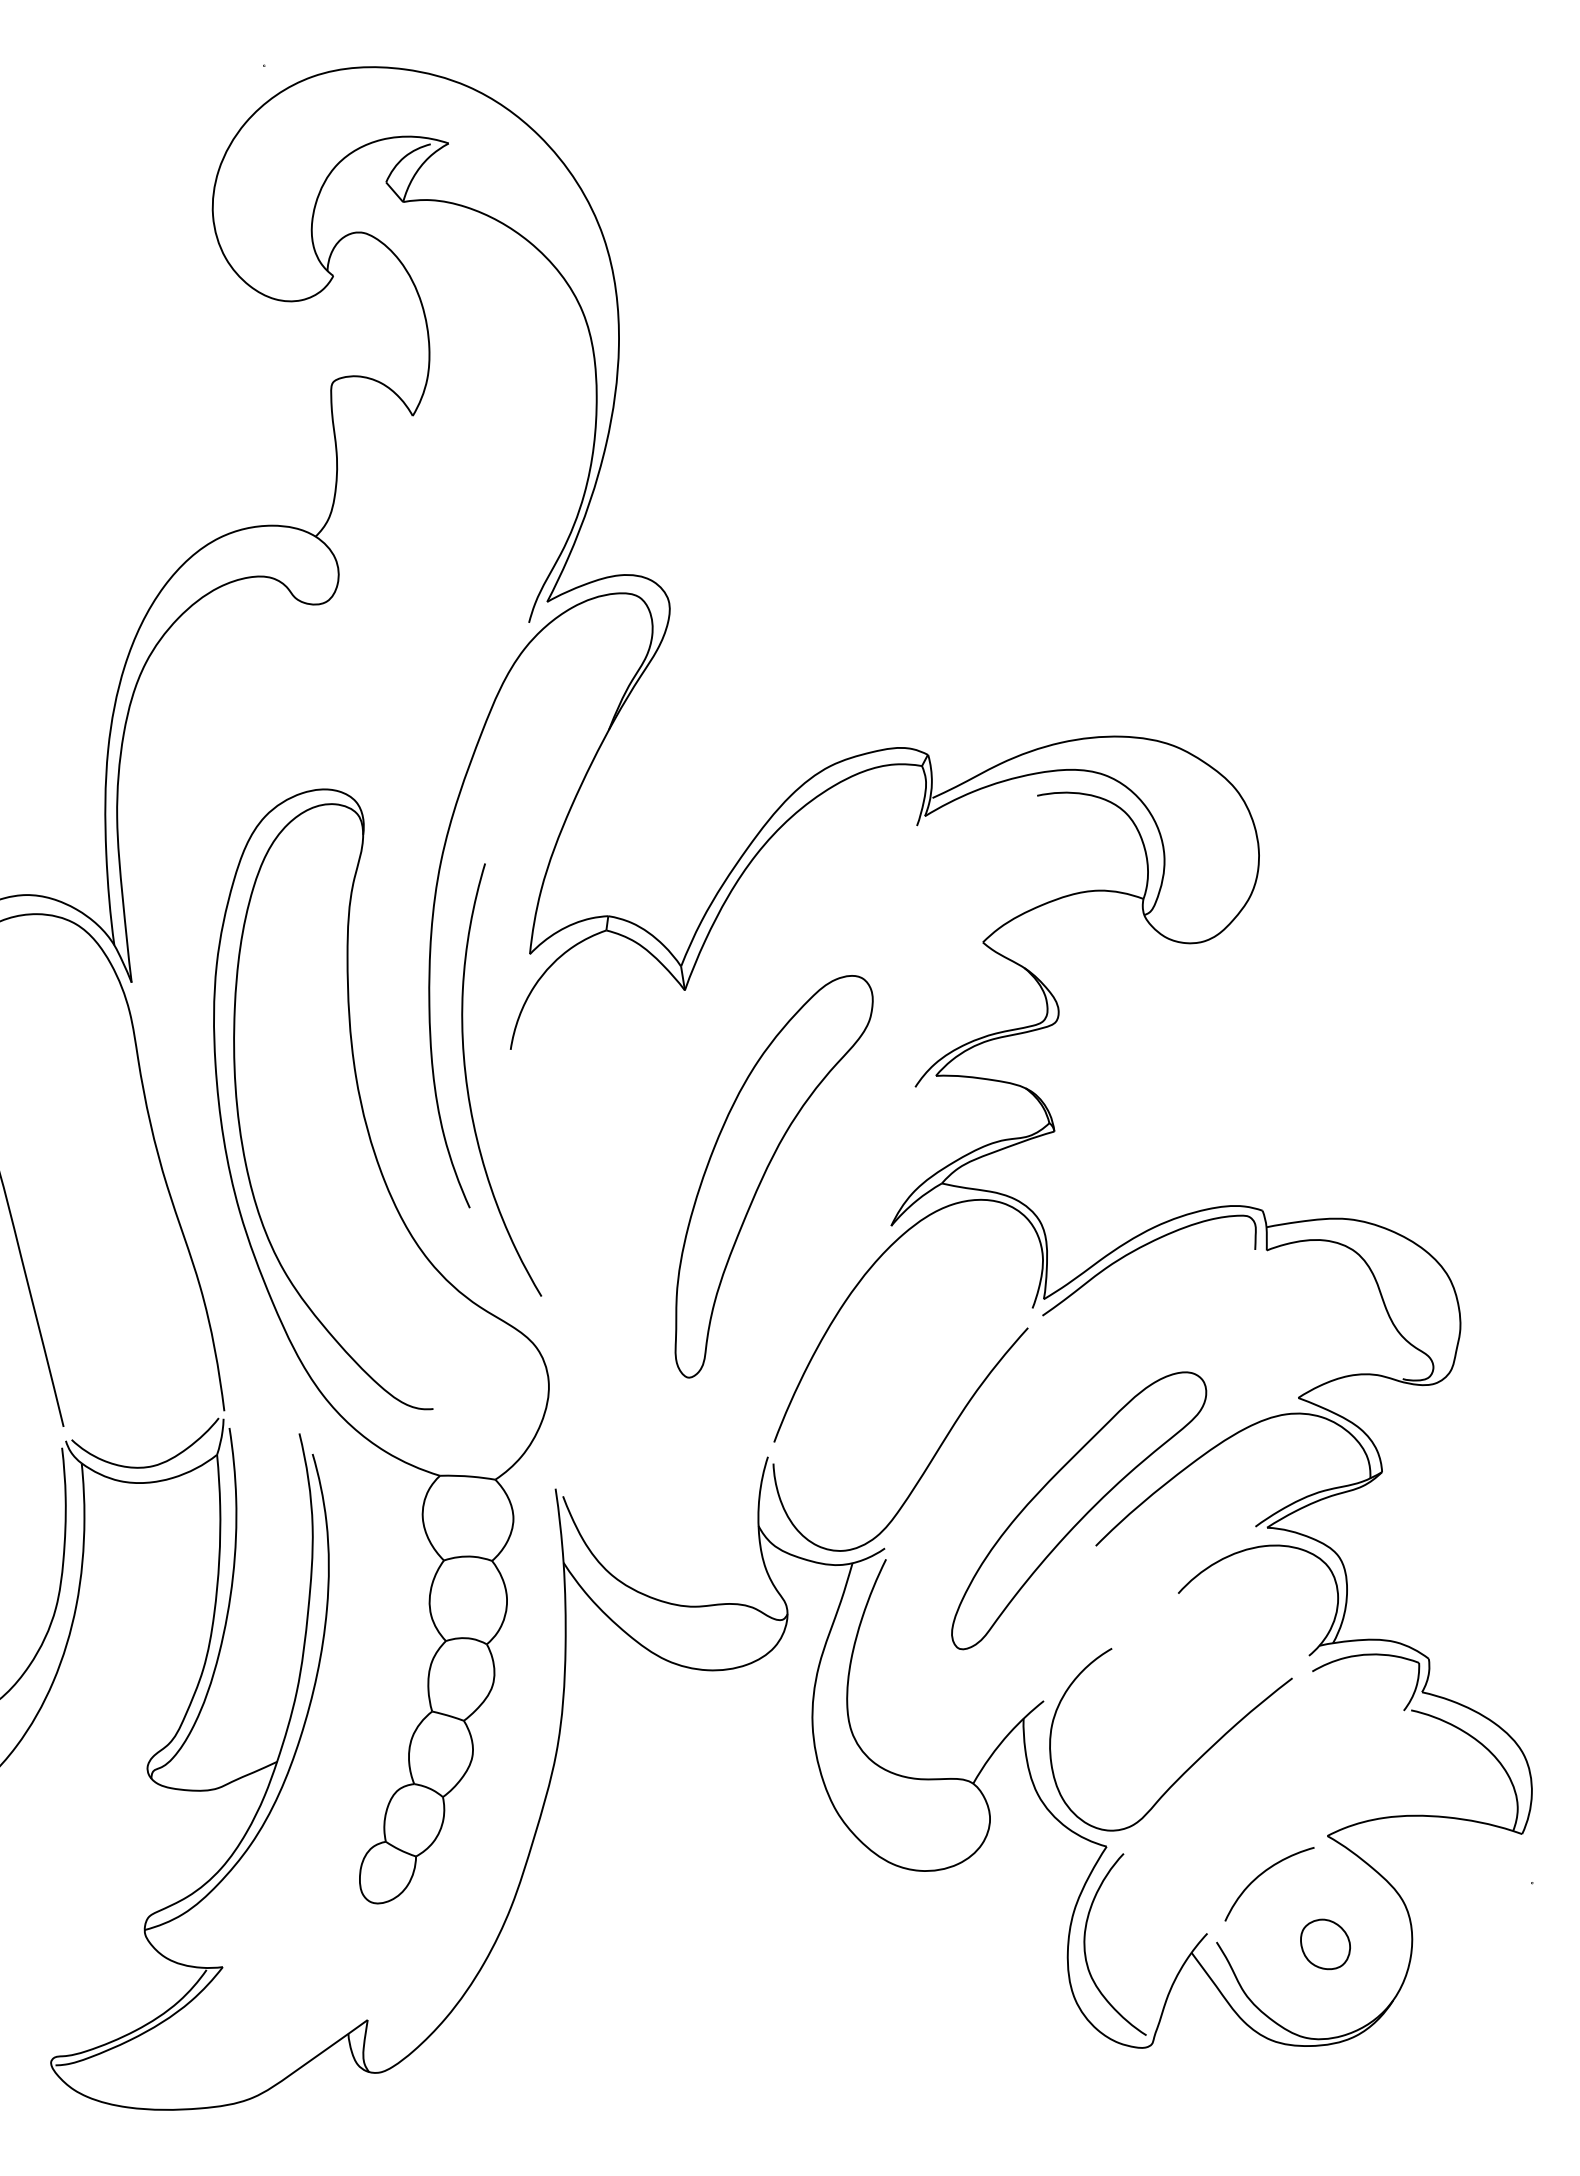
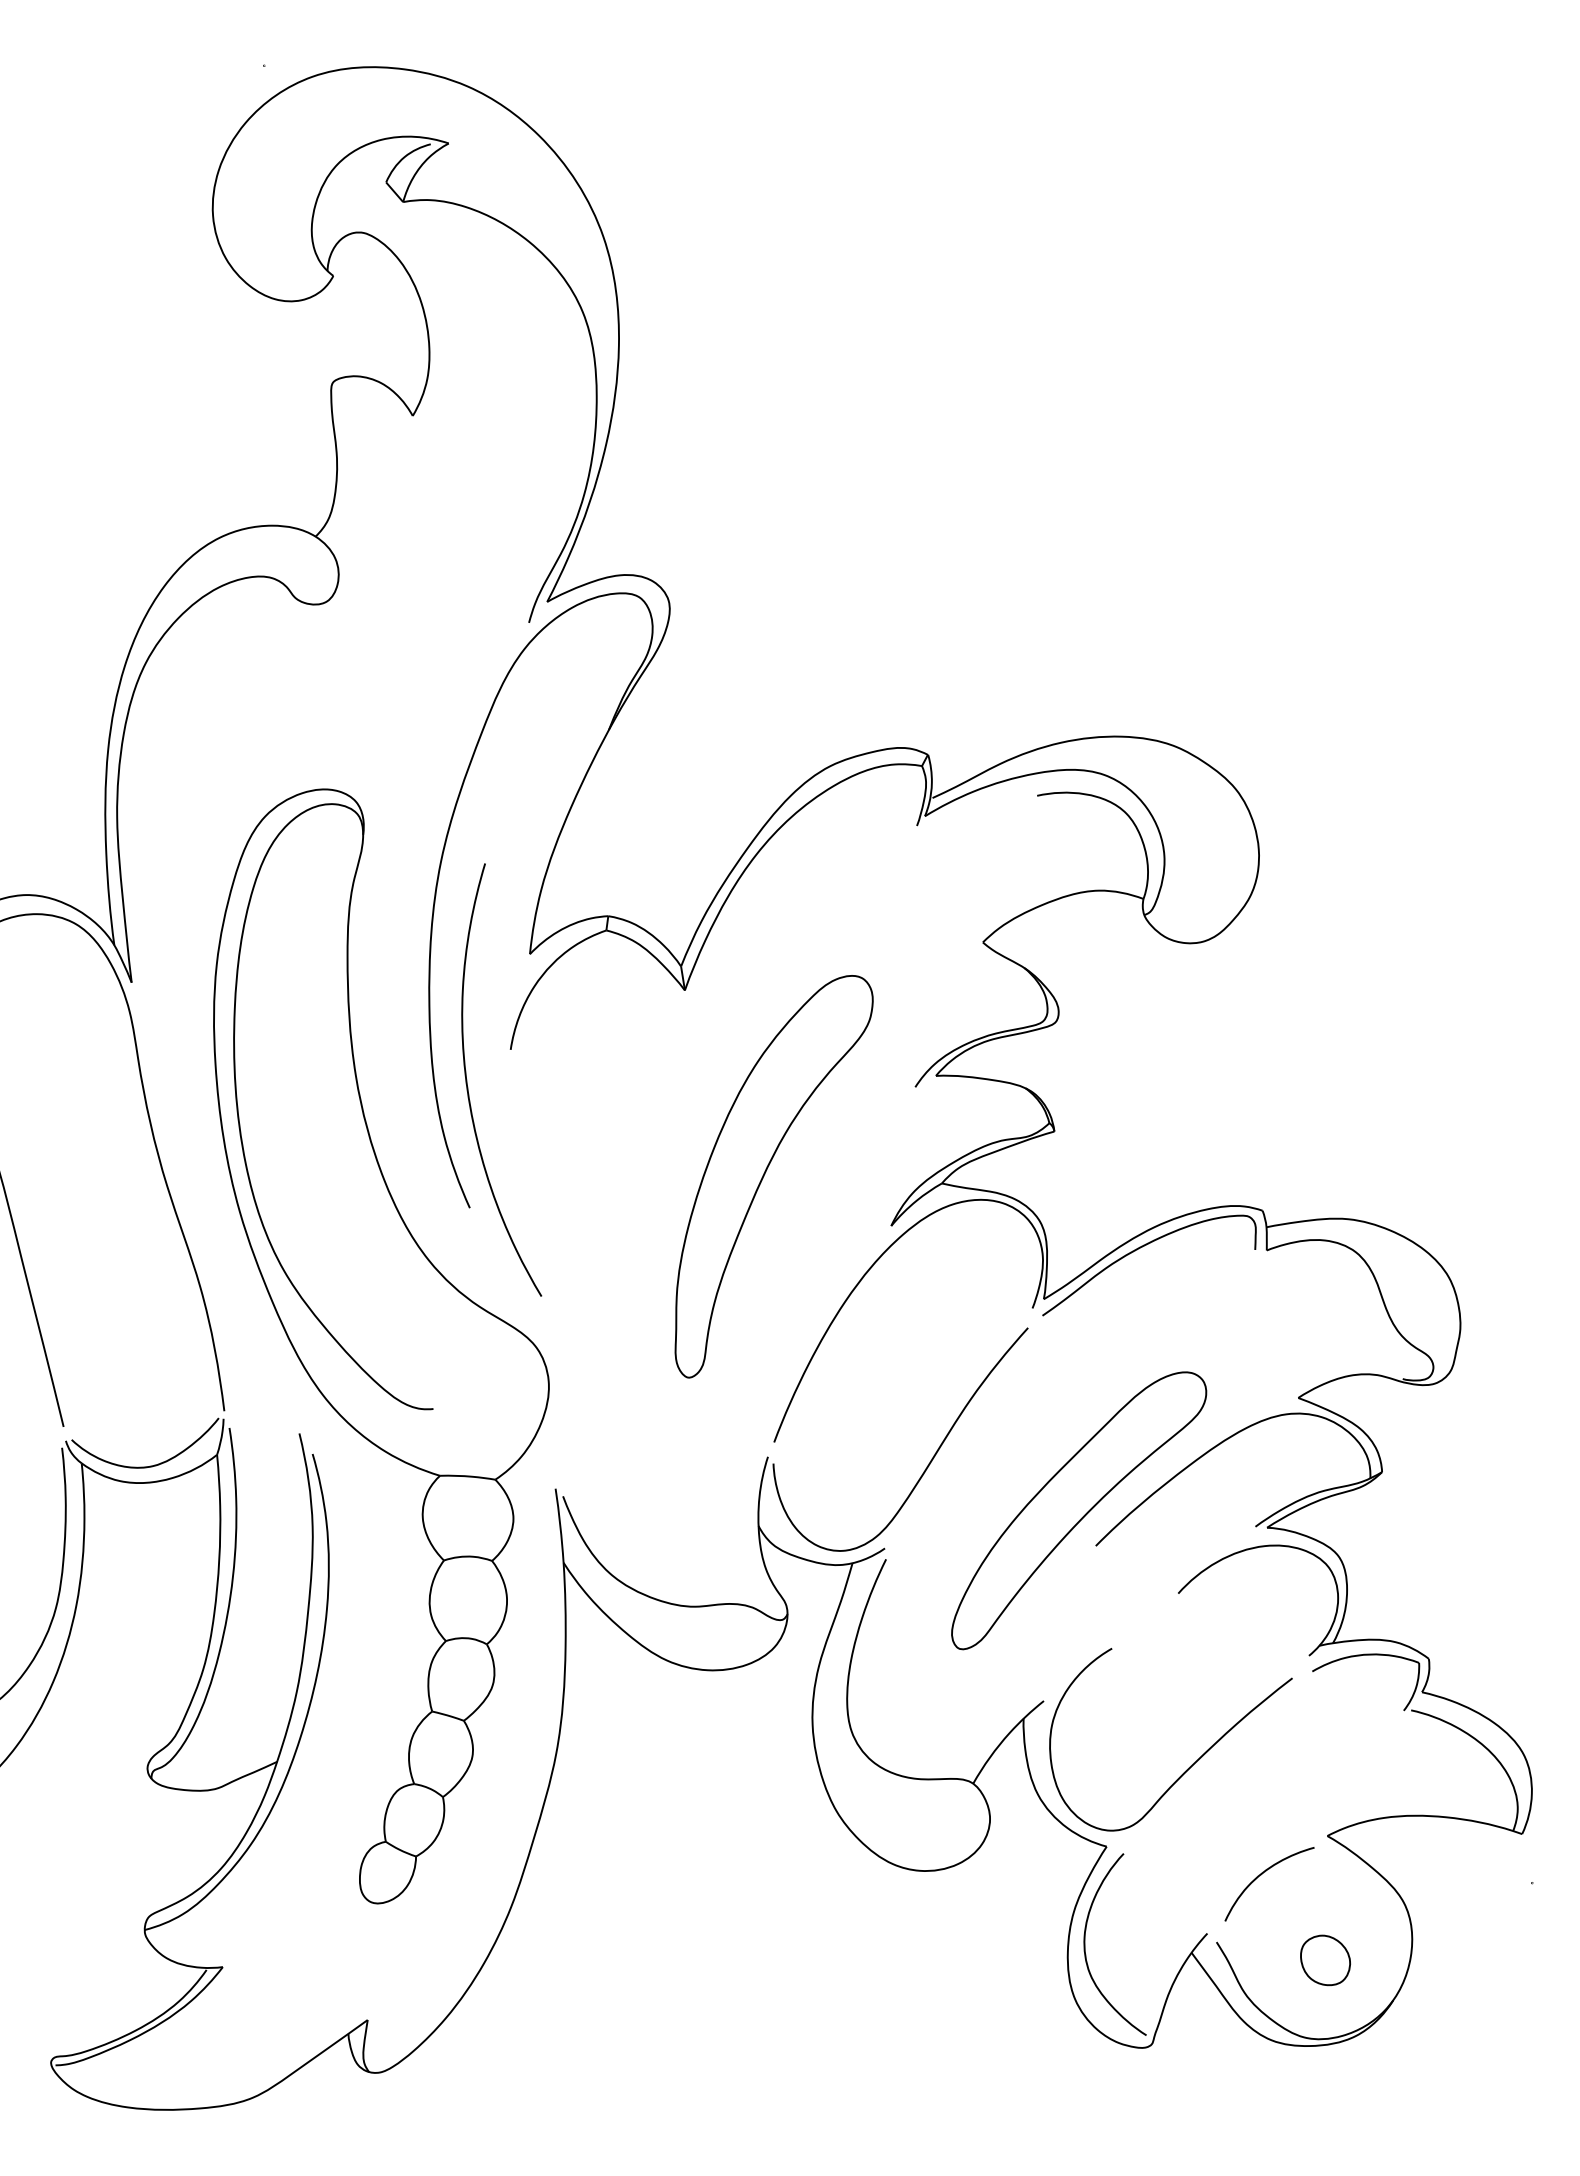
part position: (1325, 1944) -> (1325, 1960) (1325, 1960)
